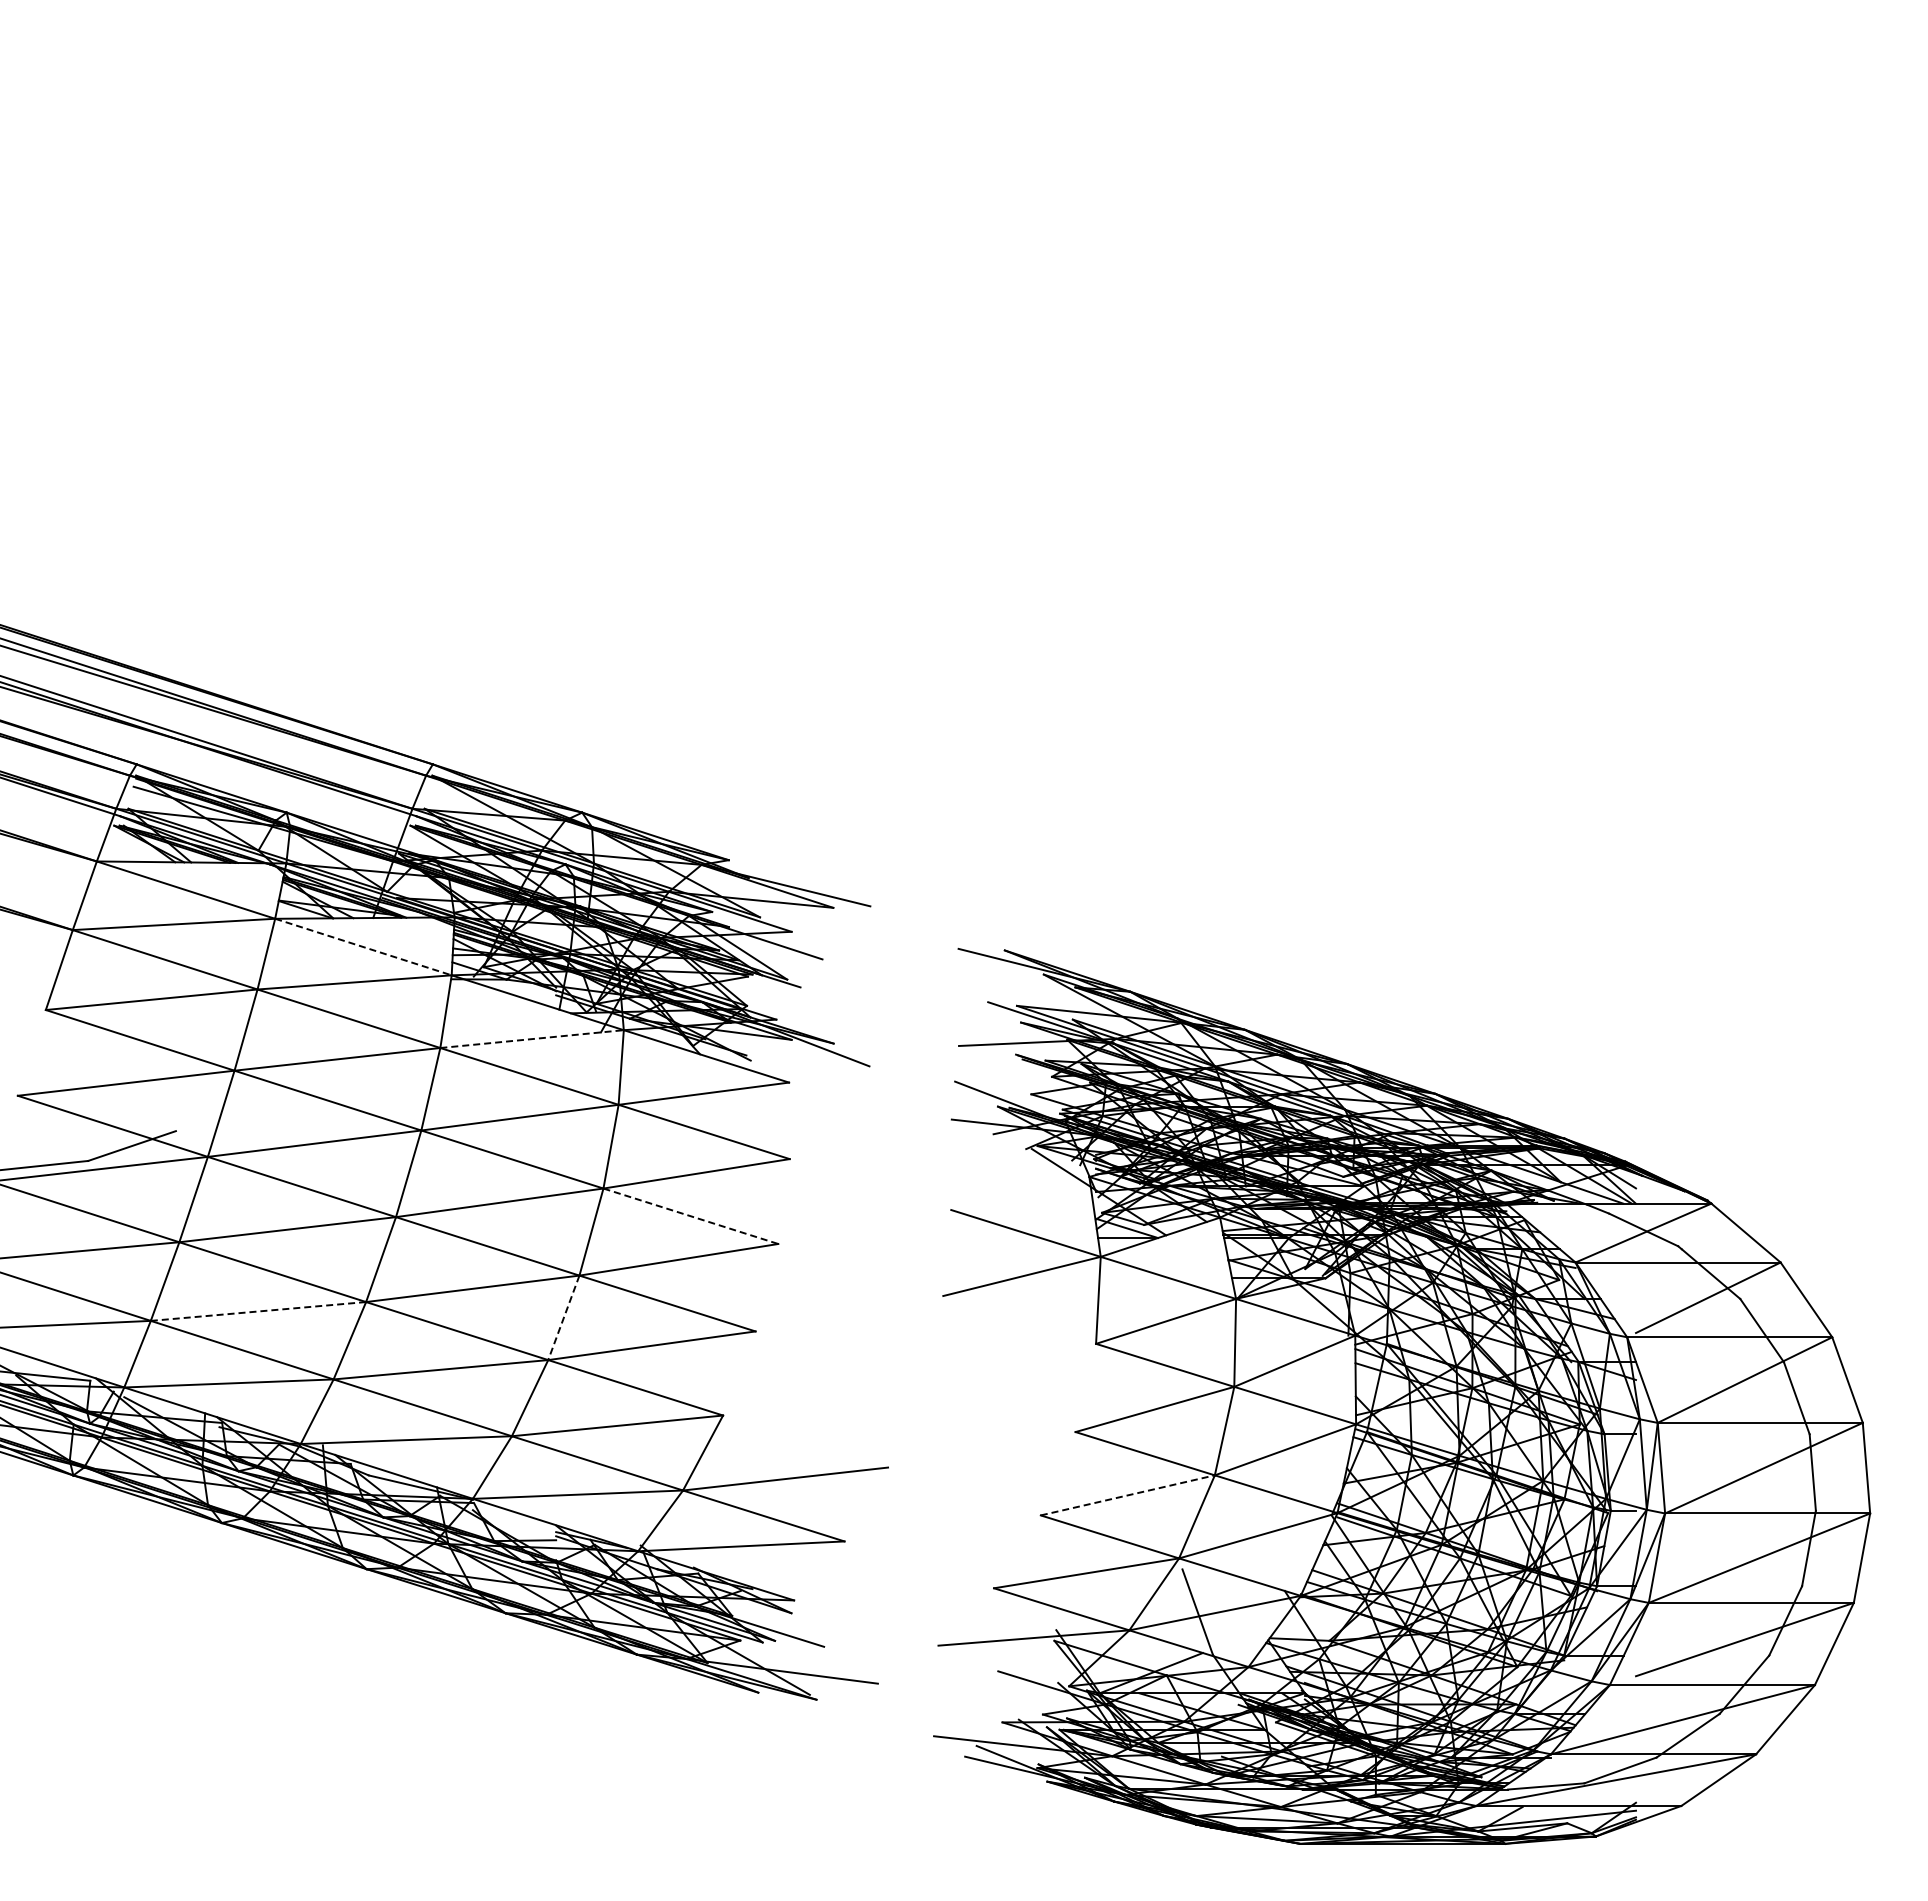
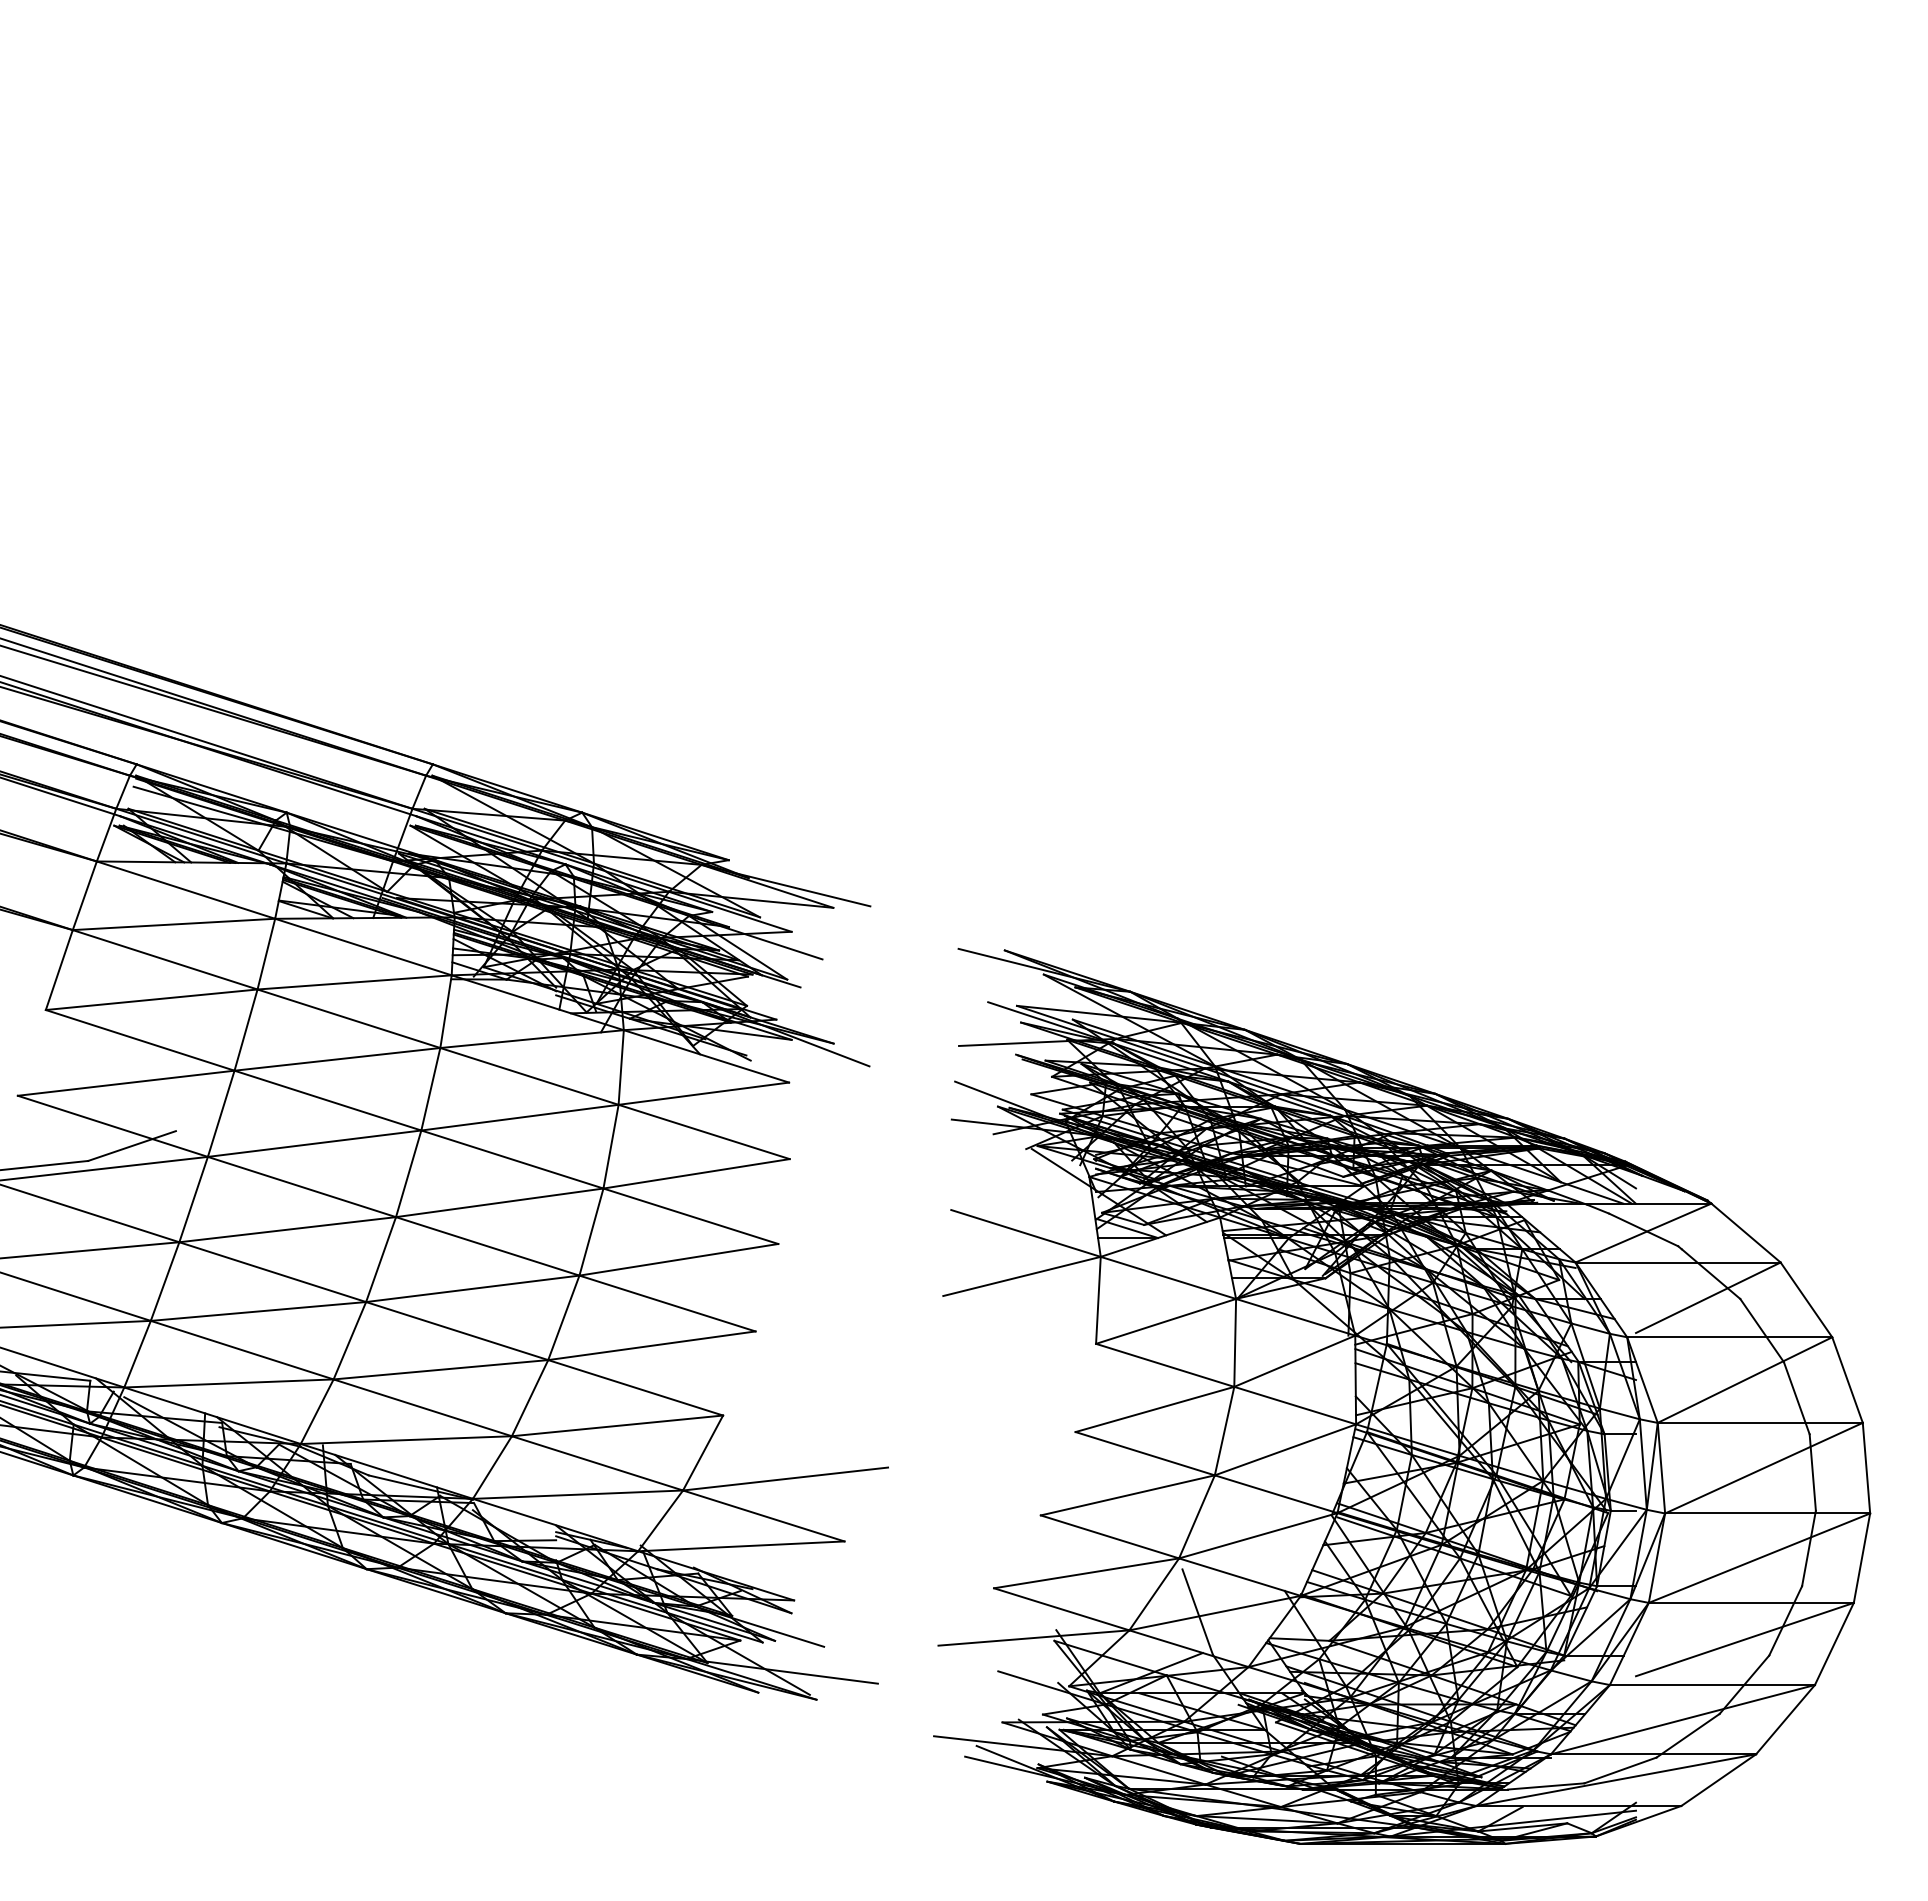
line: dashed -> solid (363, 947)
line: dashed -> solid (532, 1039)
line: dashed -> solid (690, 1216)
line: dashed -> solid (258, 1311)
line: dashed -> solid (563, 1318)
line: dashed -> solid (1128, 1495)
